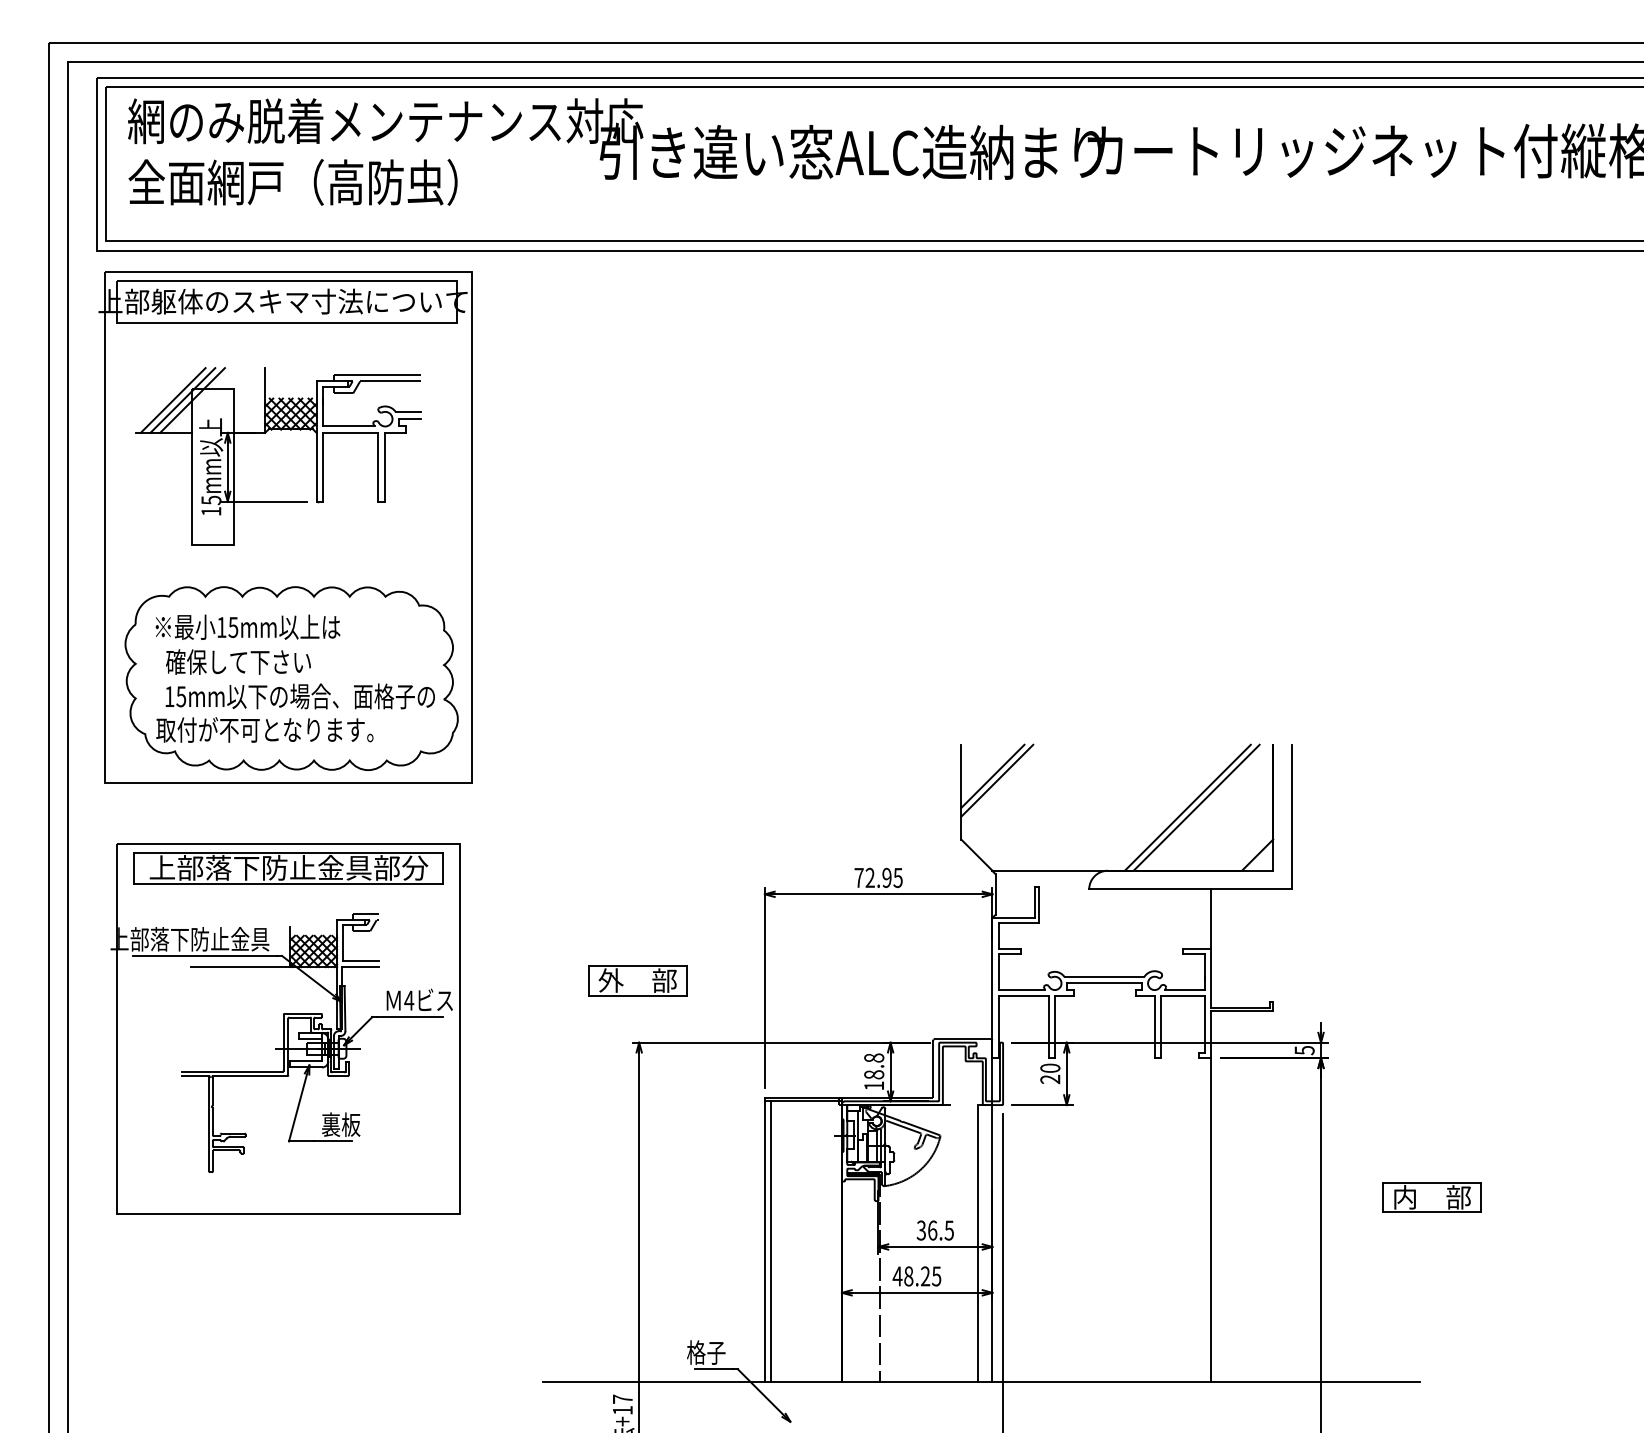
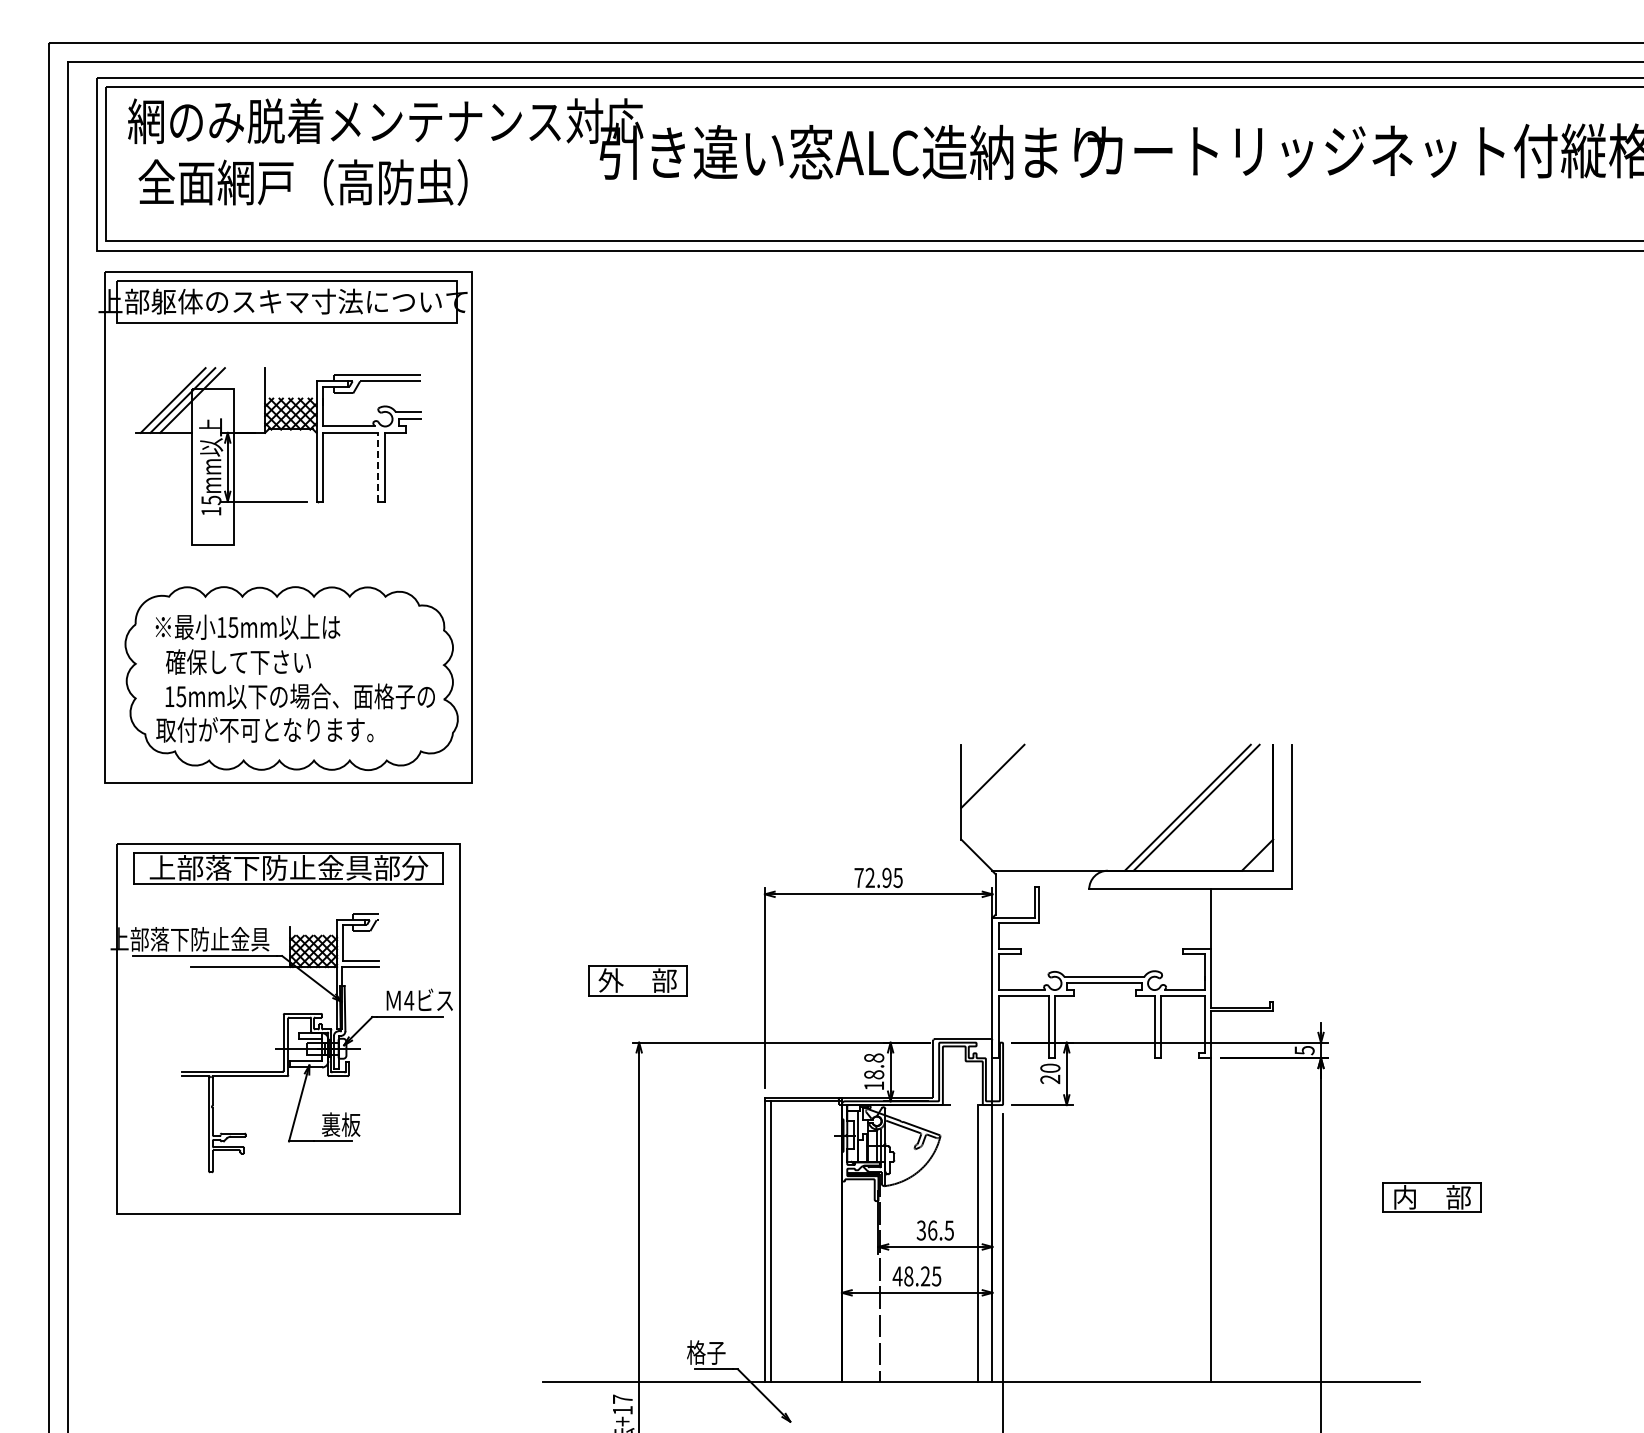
text position: (292, 182) -> (302, 182) (302, 182)
line: solid -> dashed (378, 466)
line: present -> none (997, 780)
